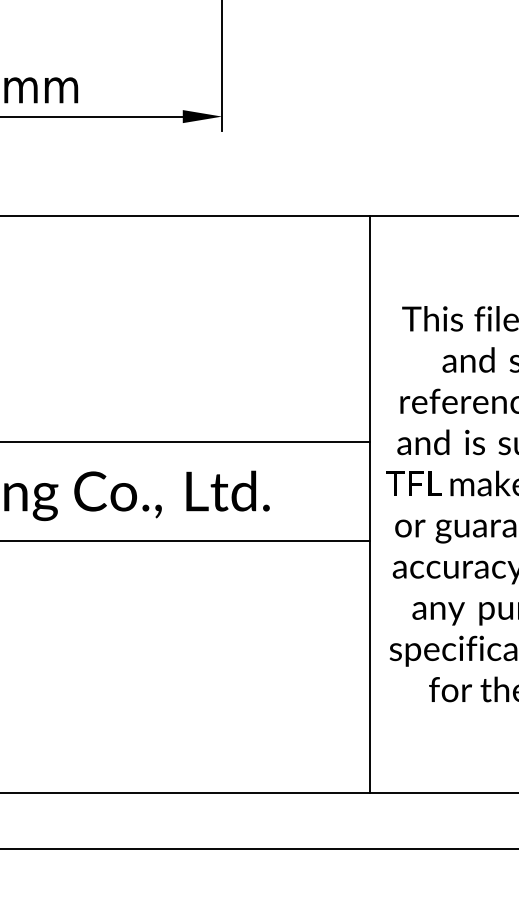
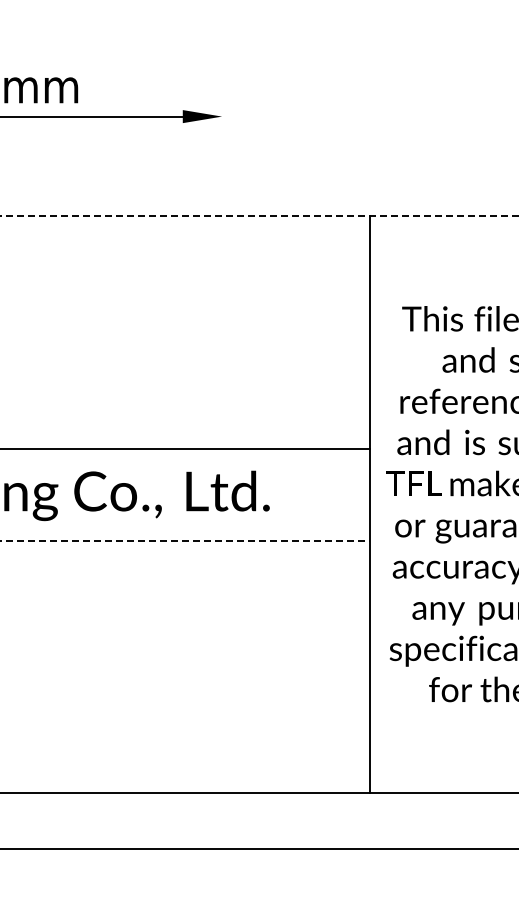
line: present -> none (222, 66)
line: solid -> dashed (259, 215)
line position: (185, 442) -> (185, 449) (185, 449)
line: solid -> dashed (184, 540)
